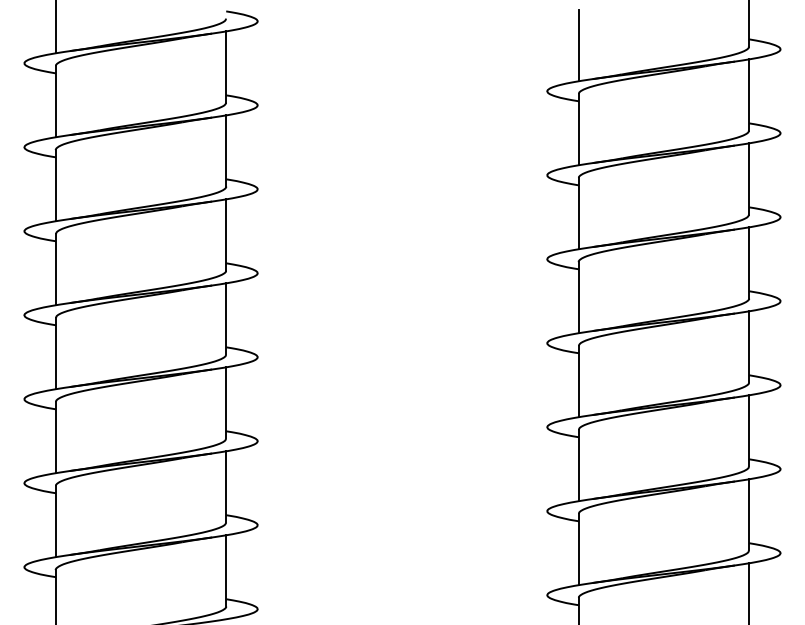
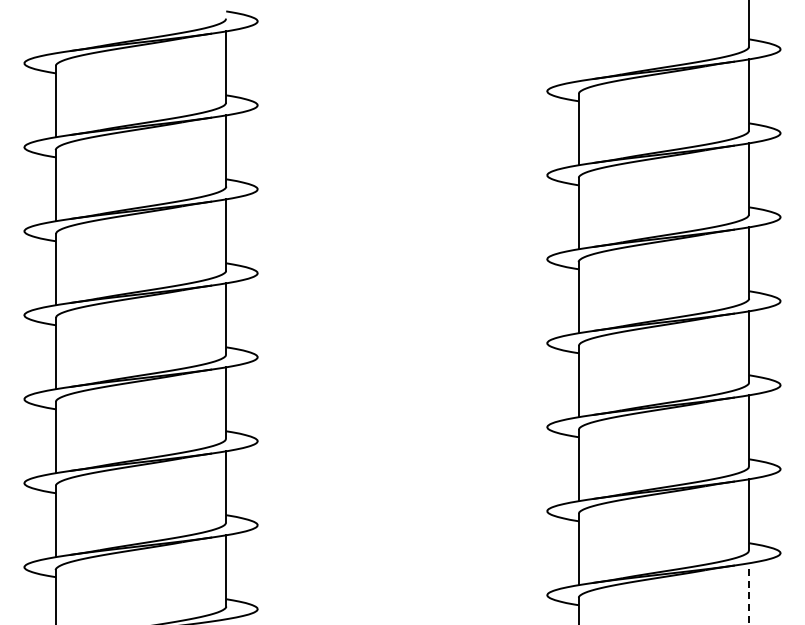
line: present -> none (55, 27)
line: present -> none (578, 45)
line: solid -> dashed (749, 593)
